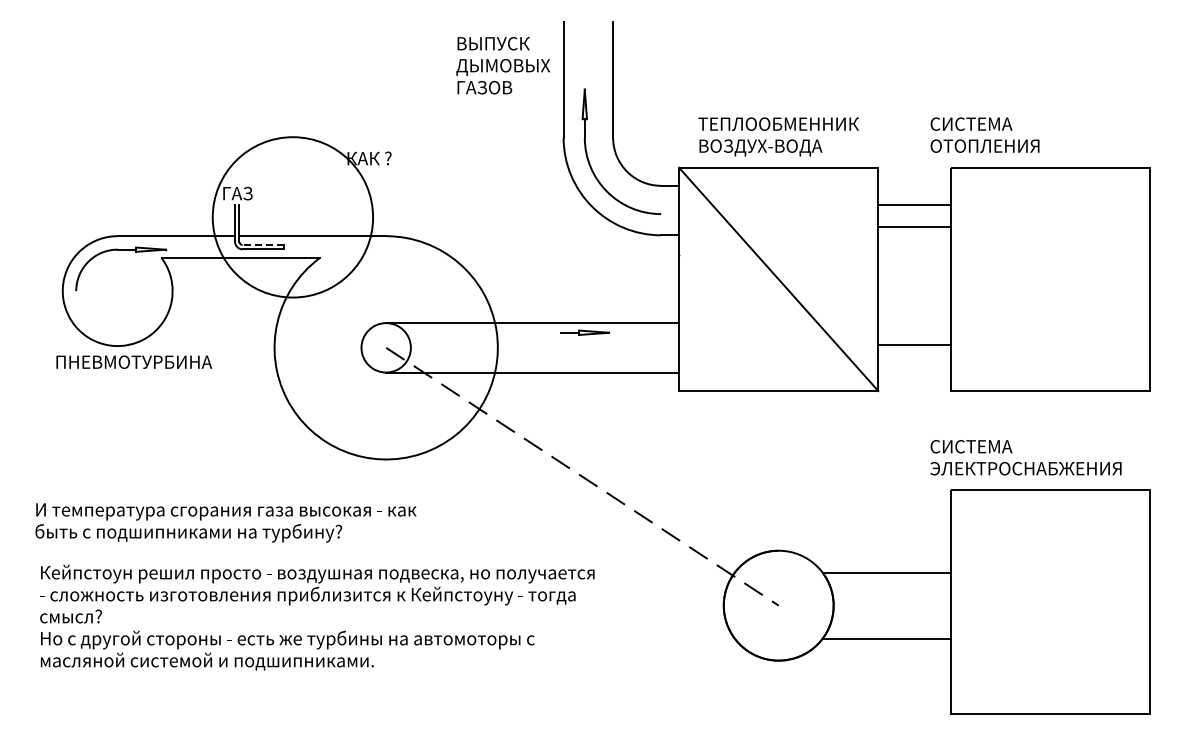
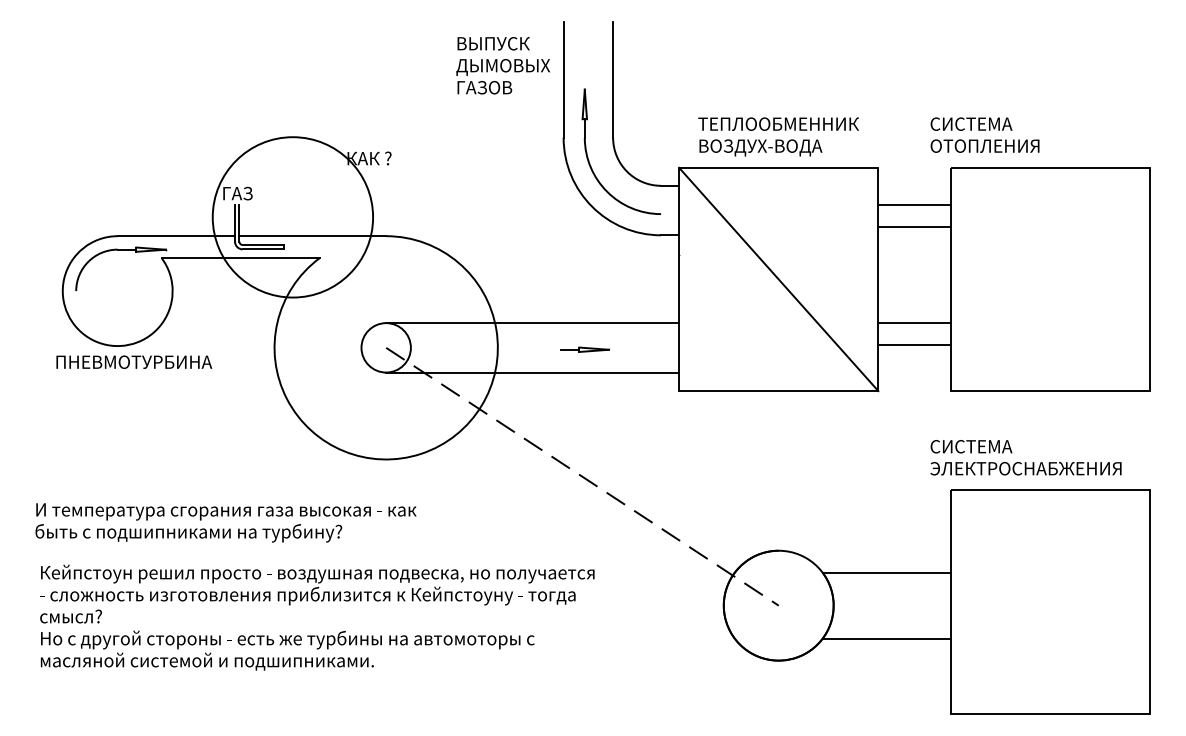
line: dashed -> solid (263, 244)
line: none -> present (914, 323)
part position: (584, 332) -> (584, 349) (584, 349)
